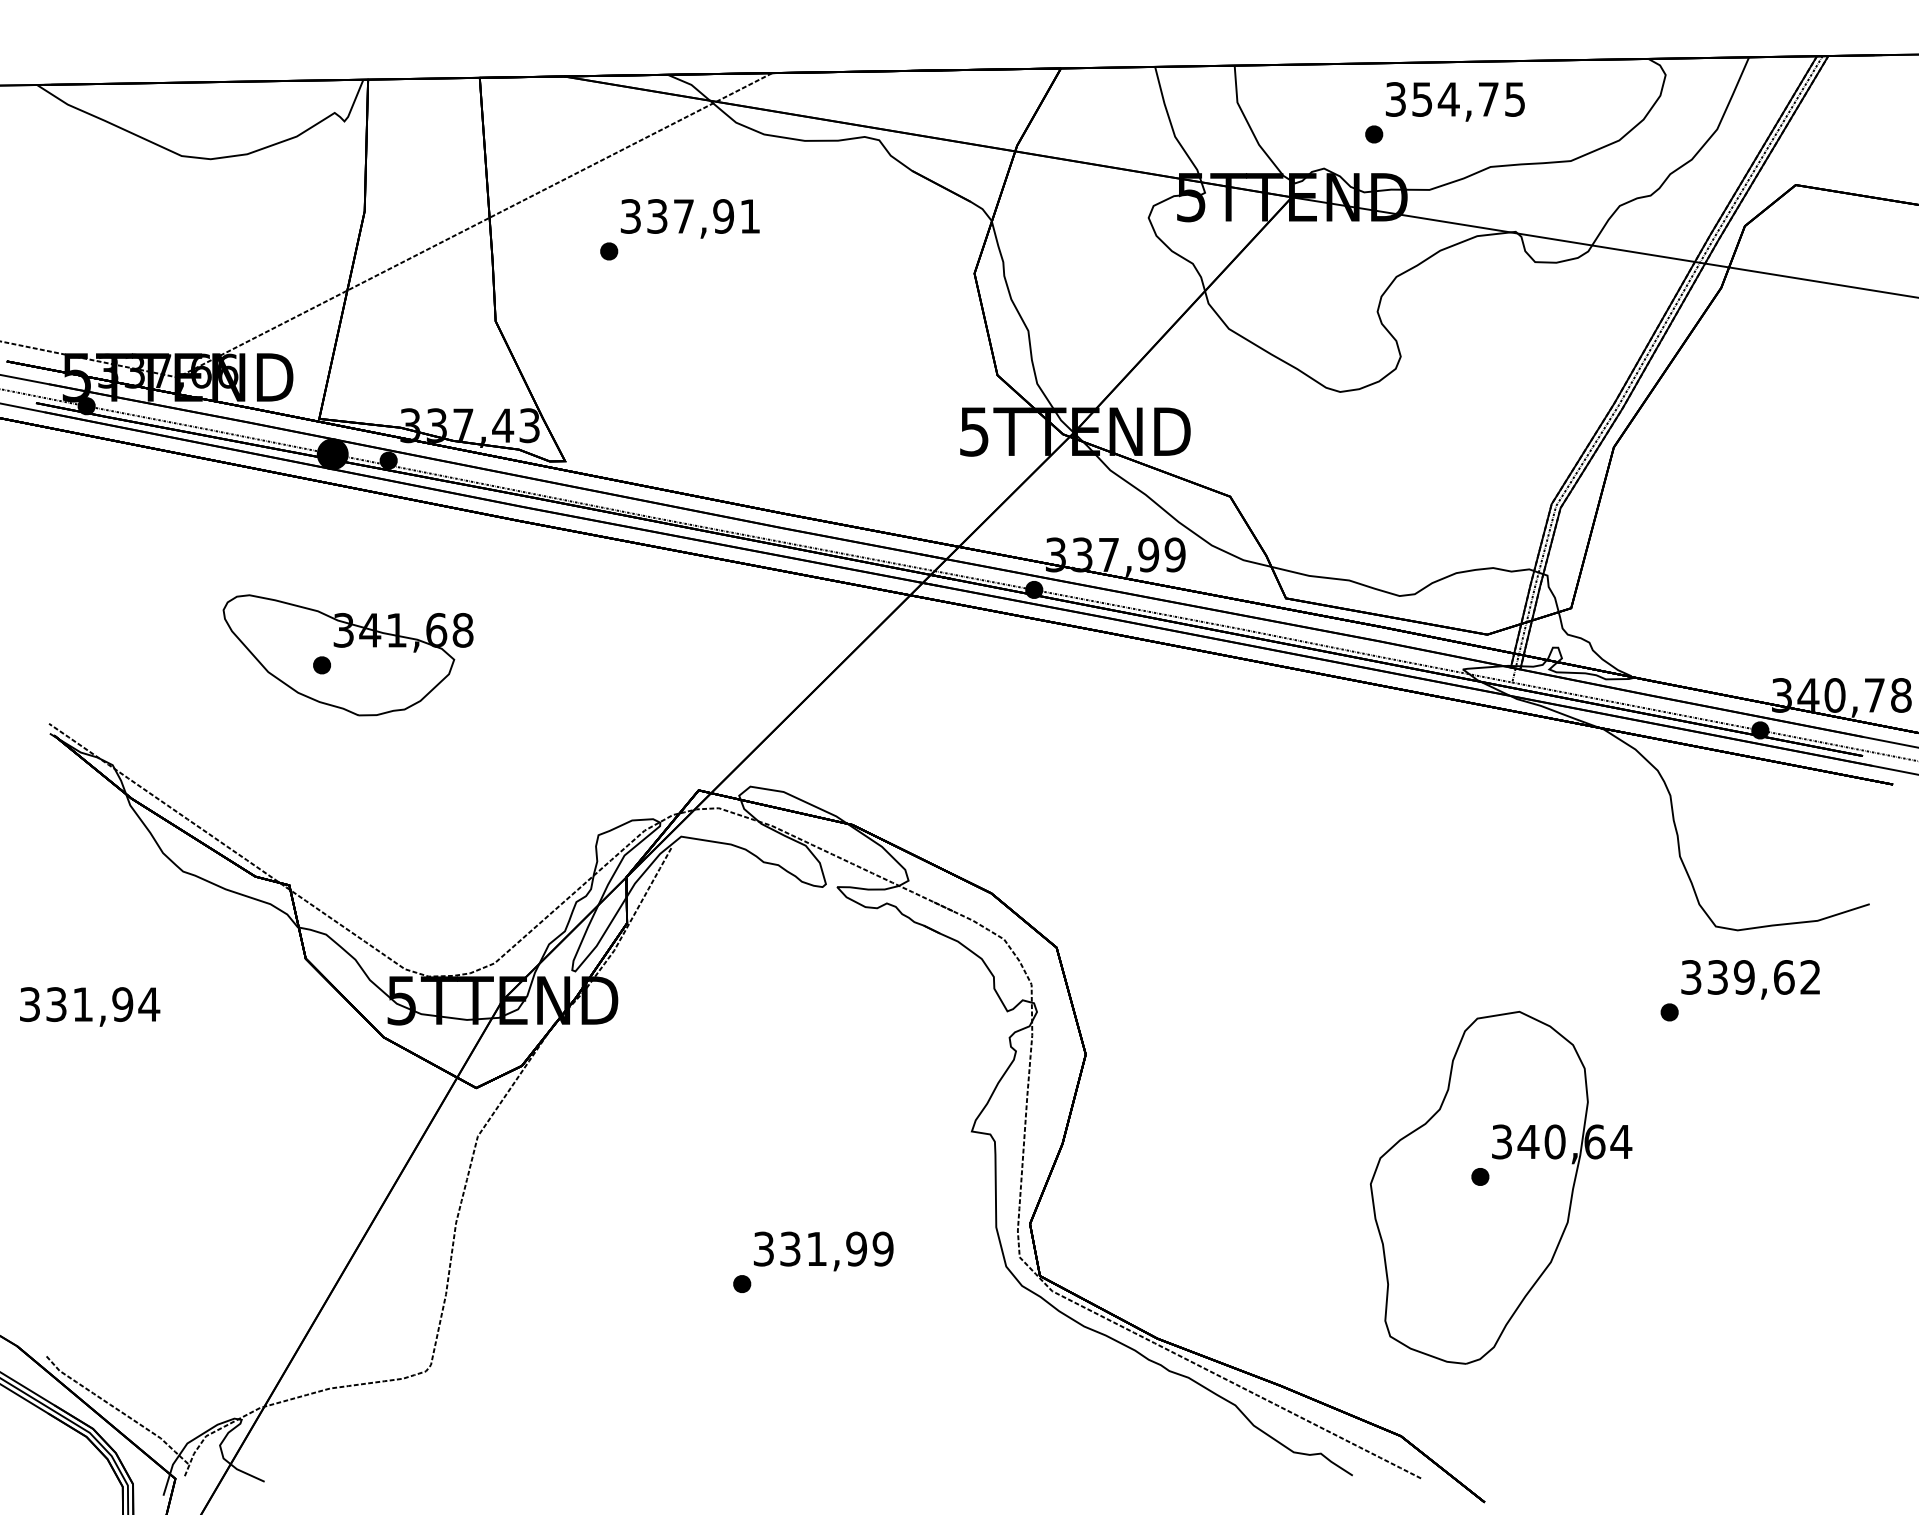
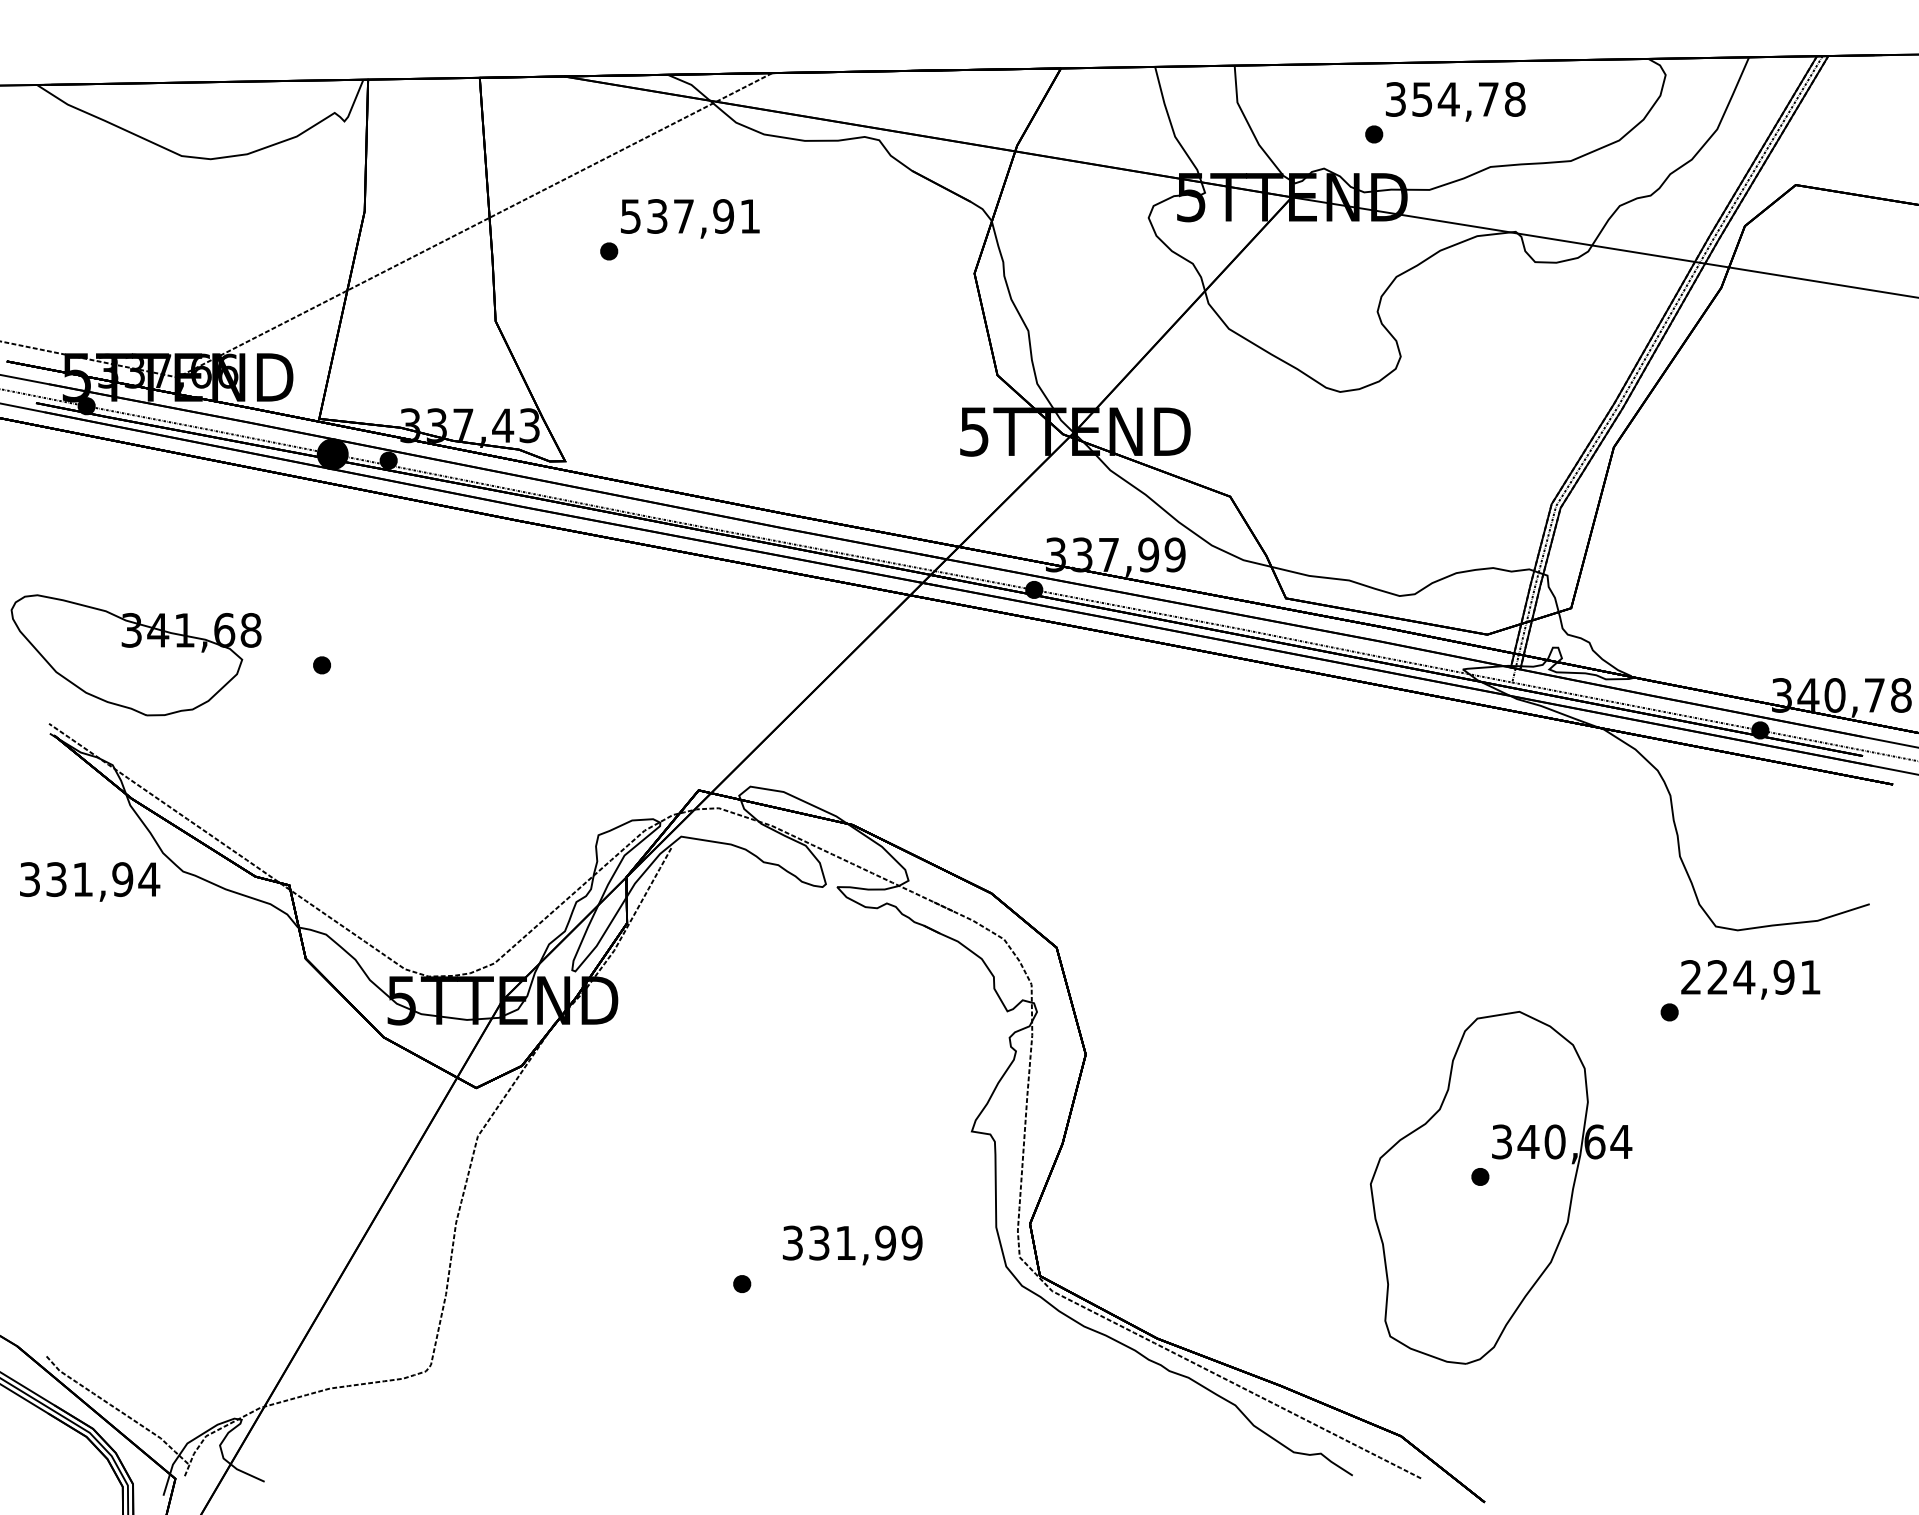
text: 354,75 -> 354,78 (1514, 99)
text: 337,91 -> 537,91 (630, 216)
part position: (347, 655) -> (135, 655) (135, 655)
text: 339,62 -> 224,91 (1750, 977)
text position: (90, 1006) -> (90, 881) (90, 881)
text position: (823, 1251) -> (852, 1245) (852, 1245)
